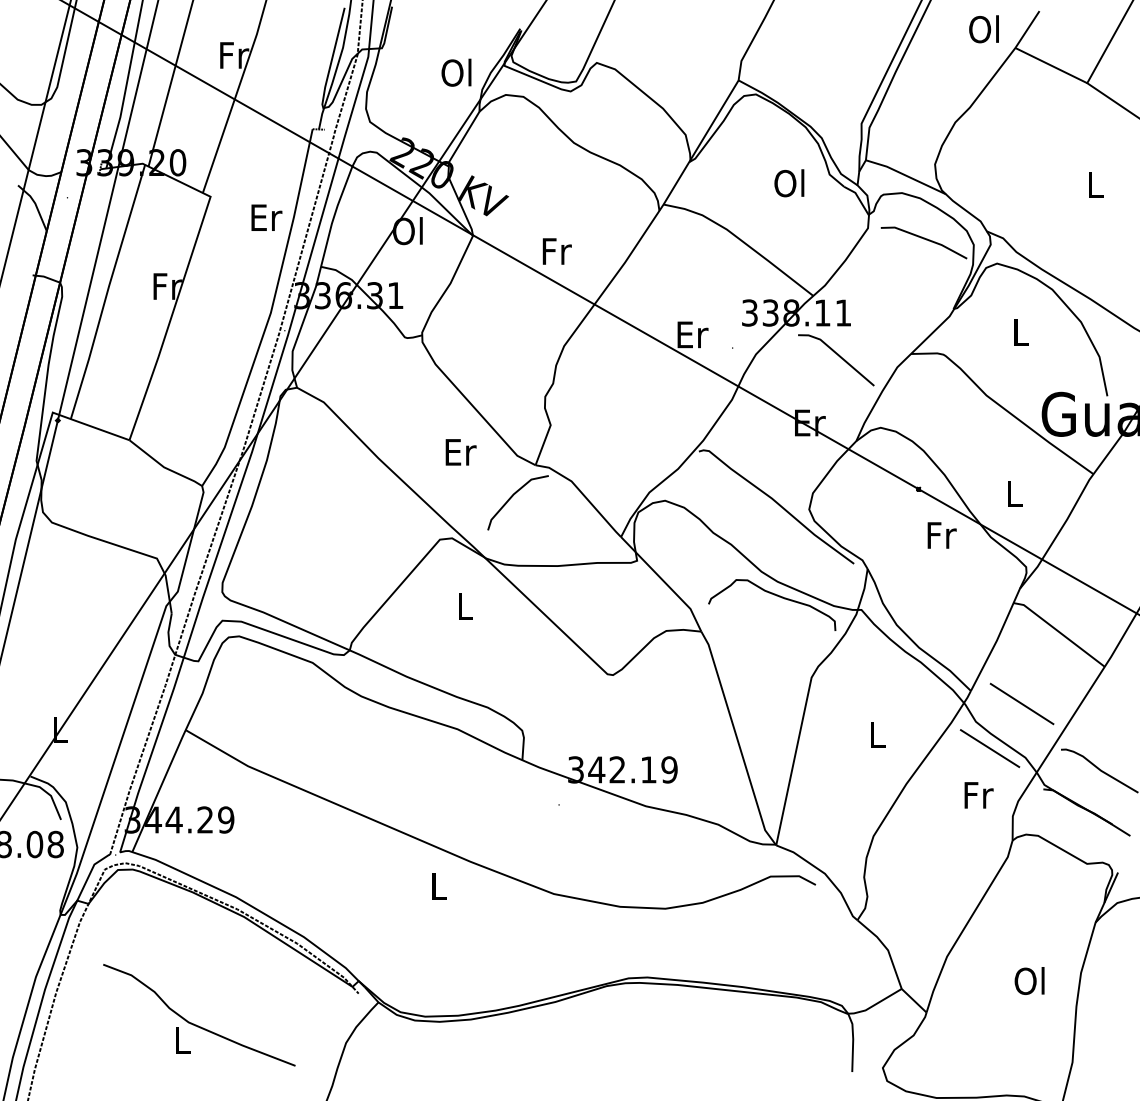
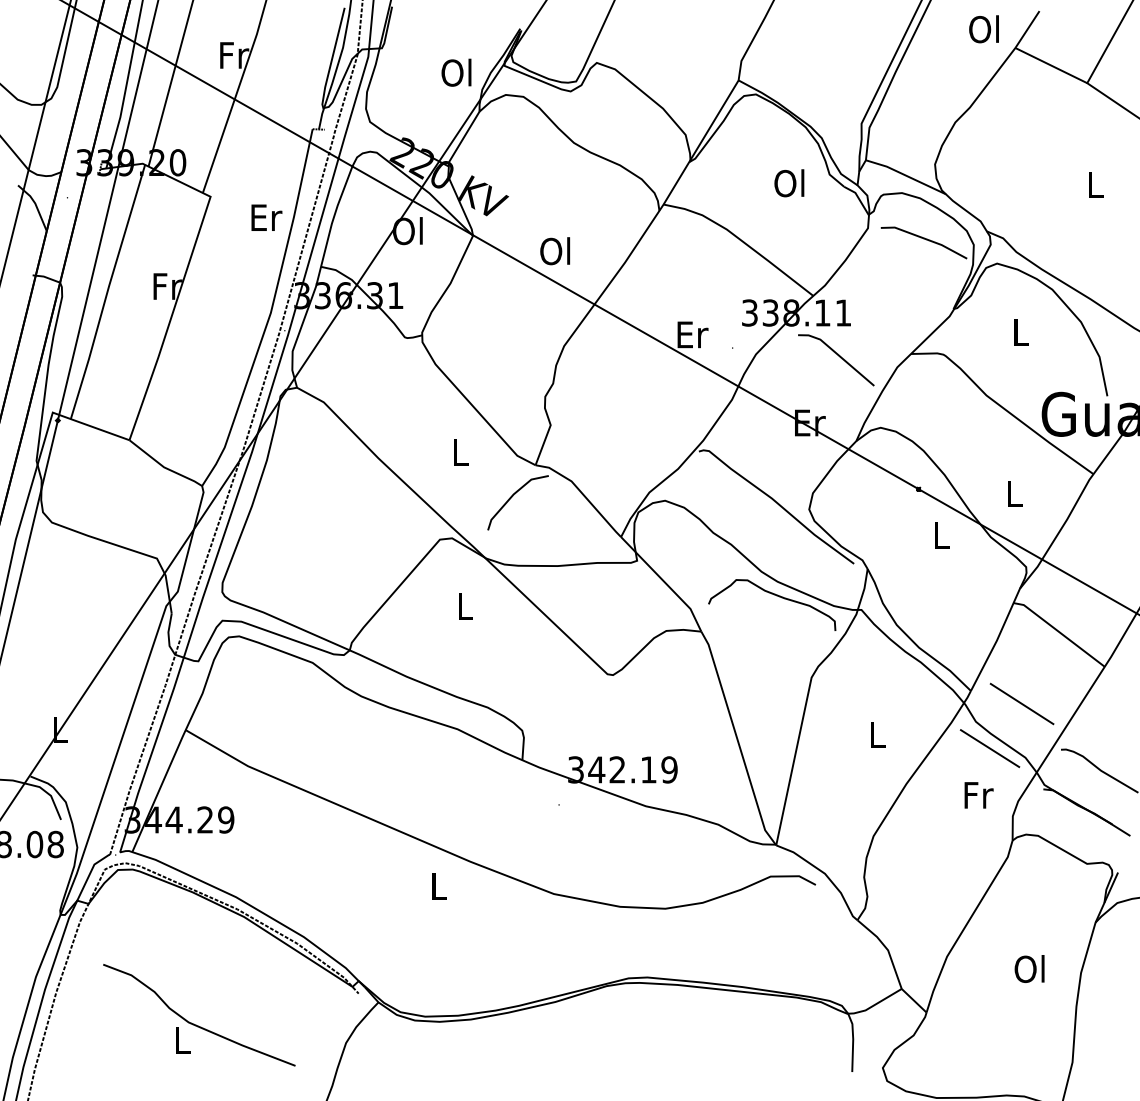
text: Fr -> Ol (555, 251)
text: Er -> L (460, 452)
text: Fr -> L (941, 535)
text position: (1029, 980) -> (1029, 968) (1029, 968)
